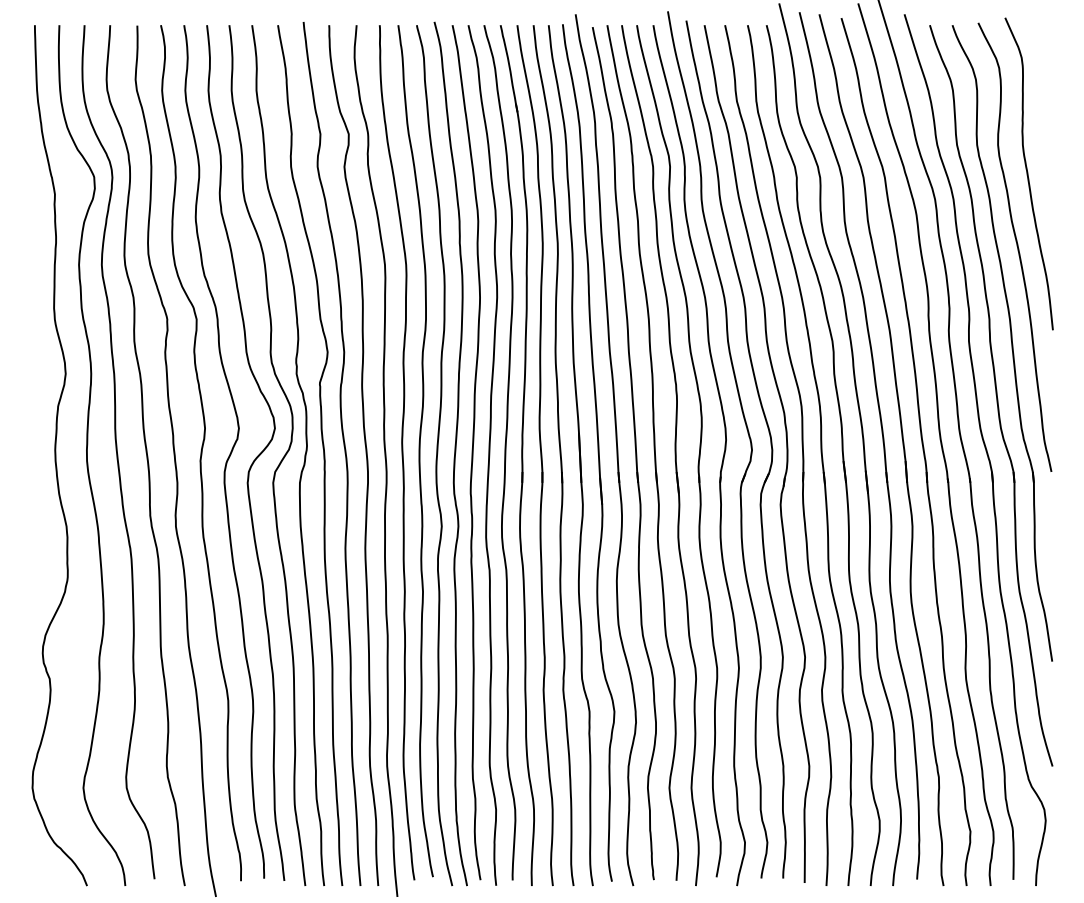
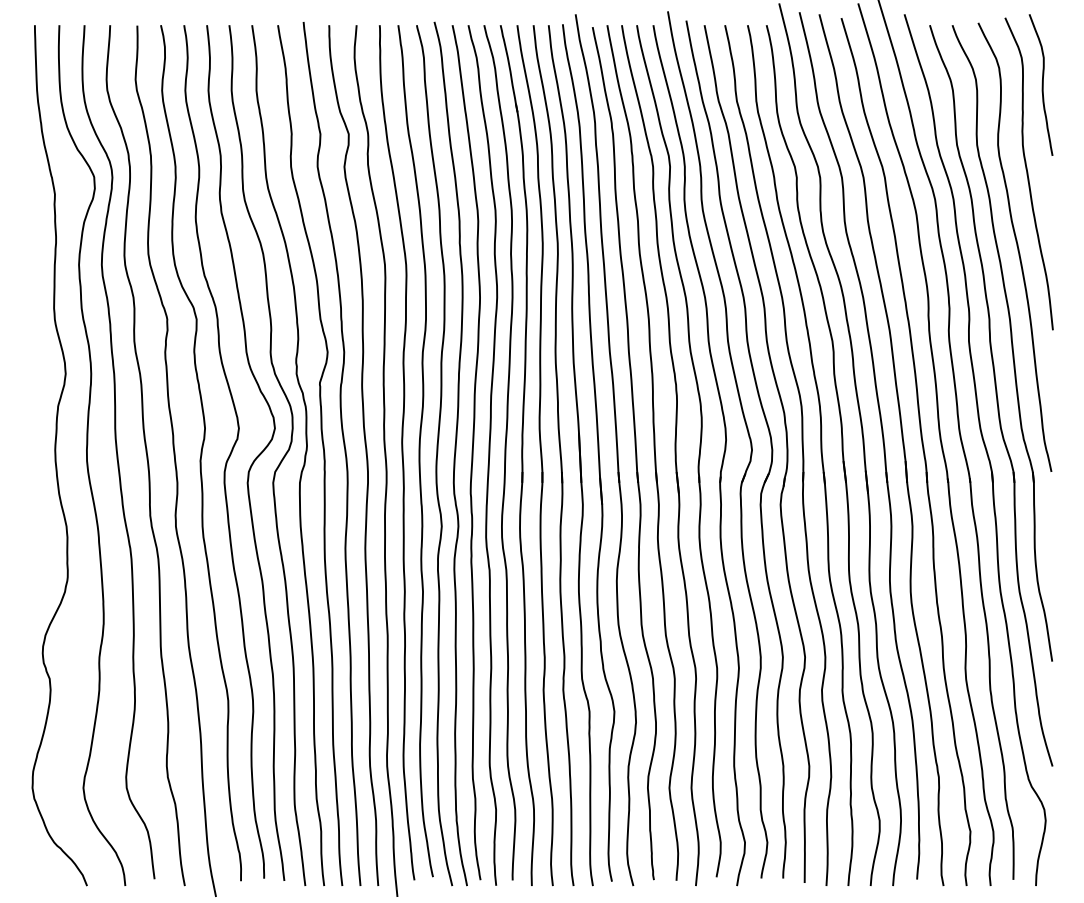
curve: none -> present (1041, 84)
